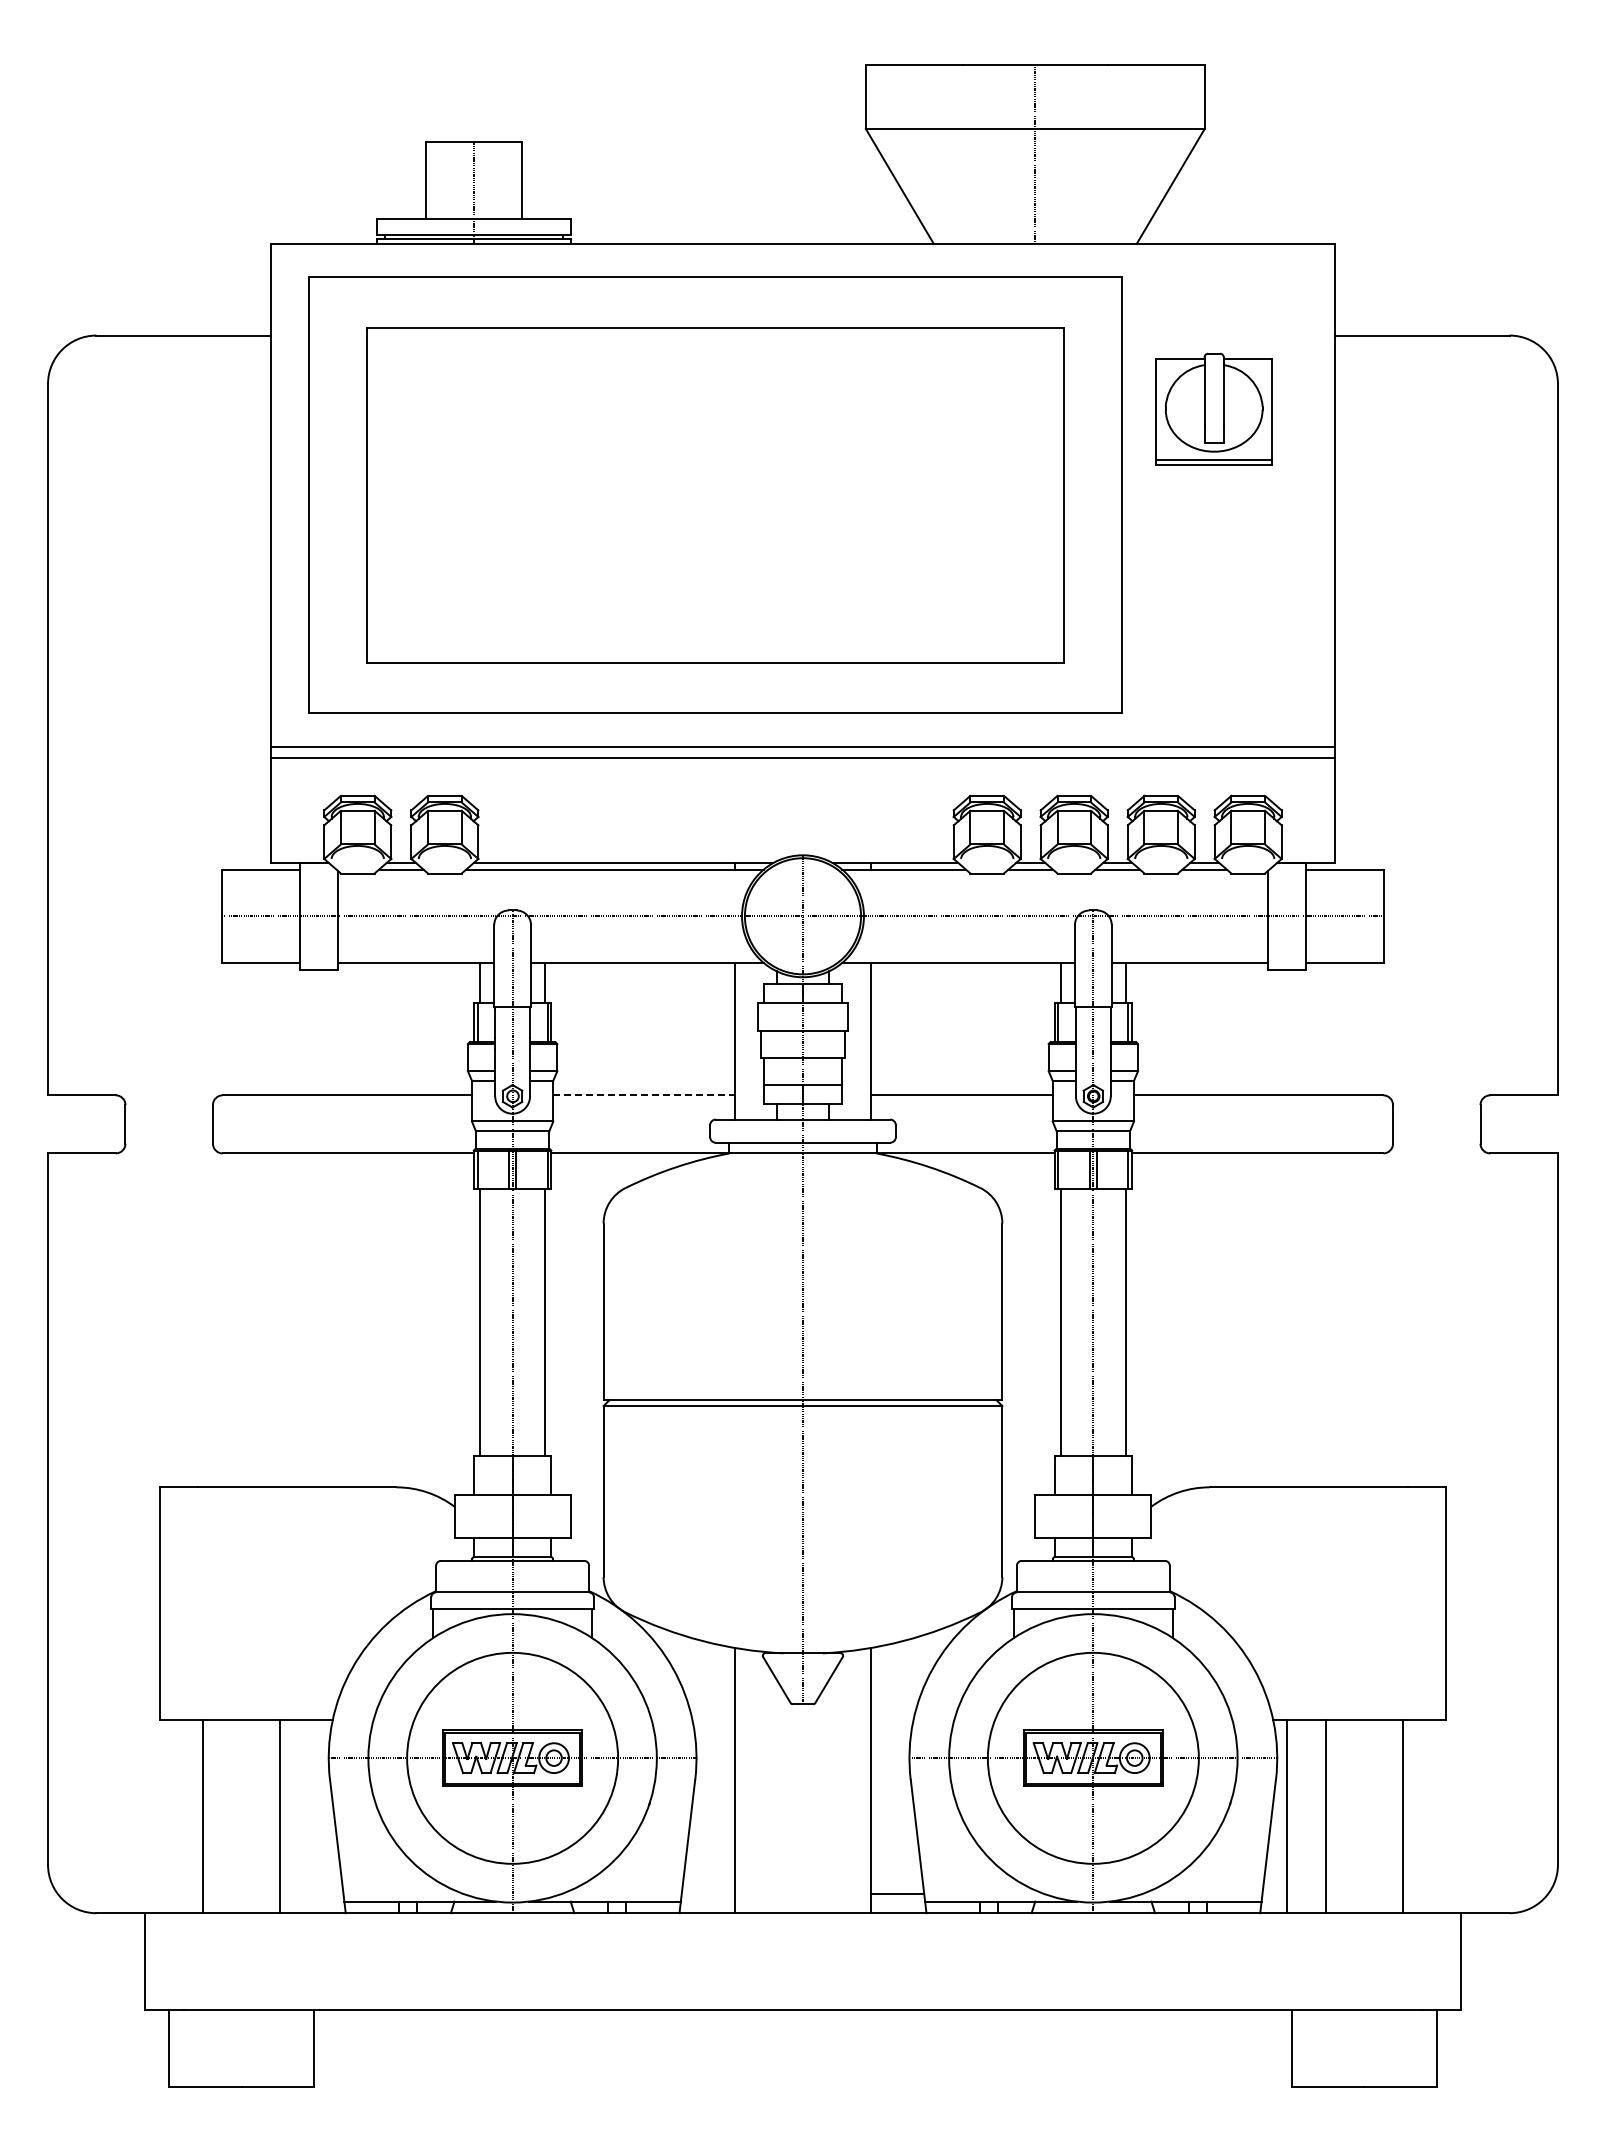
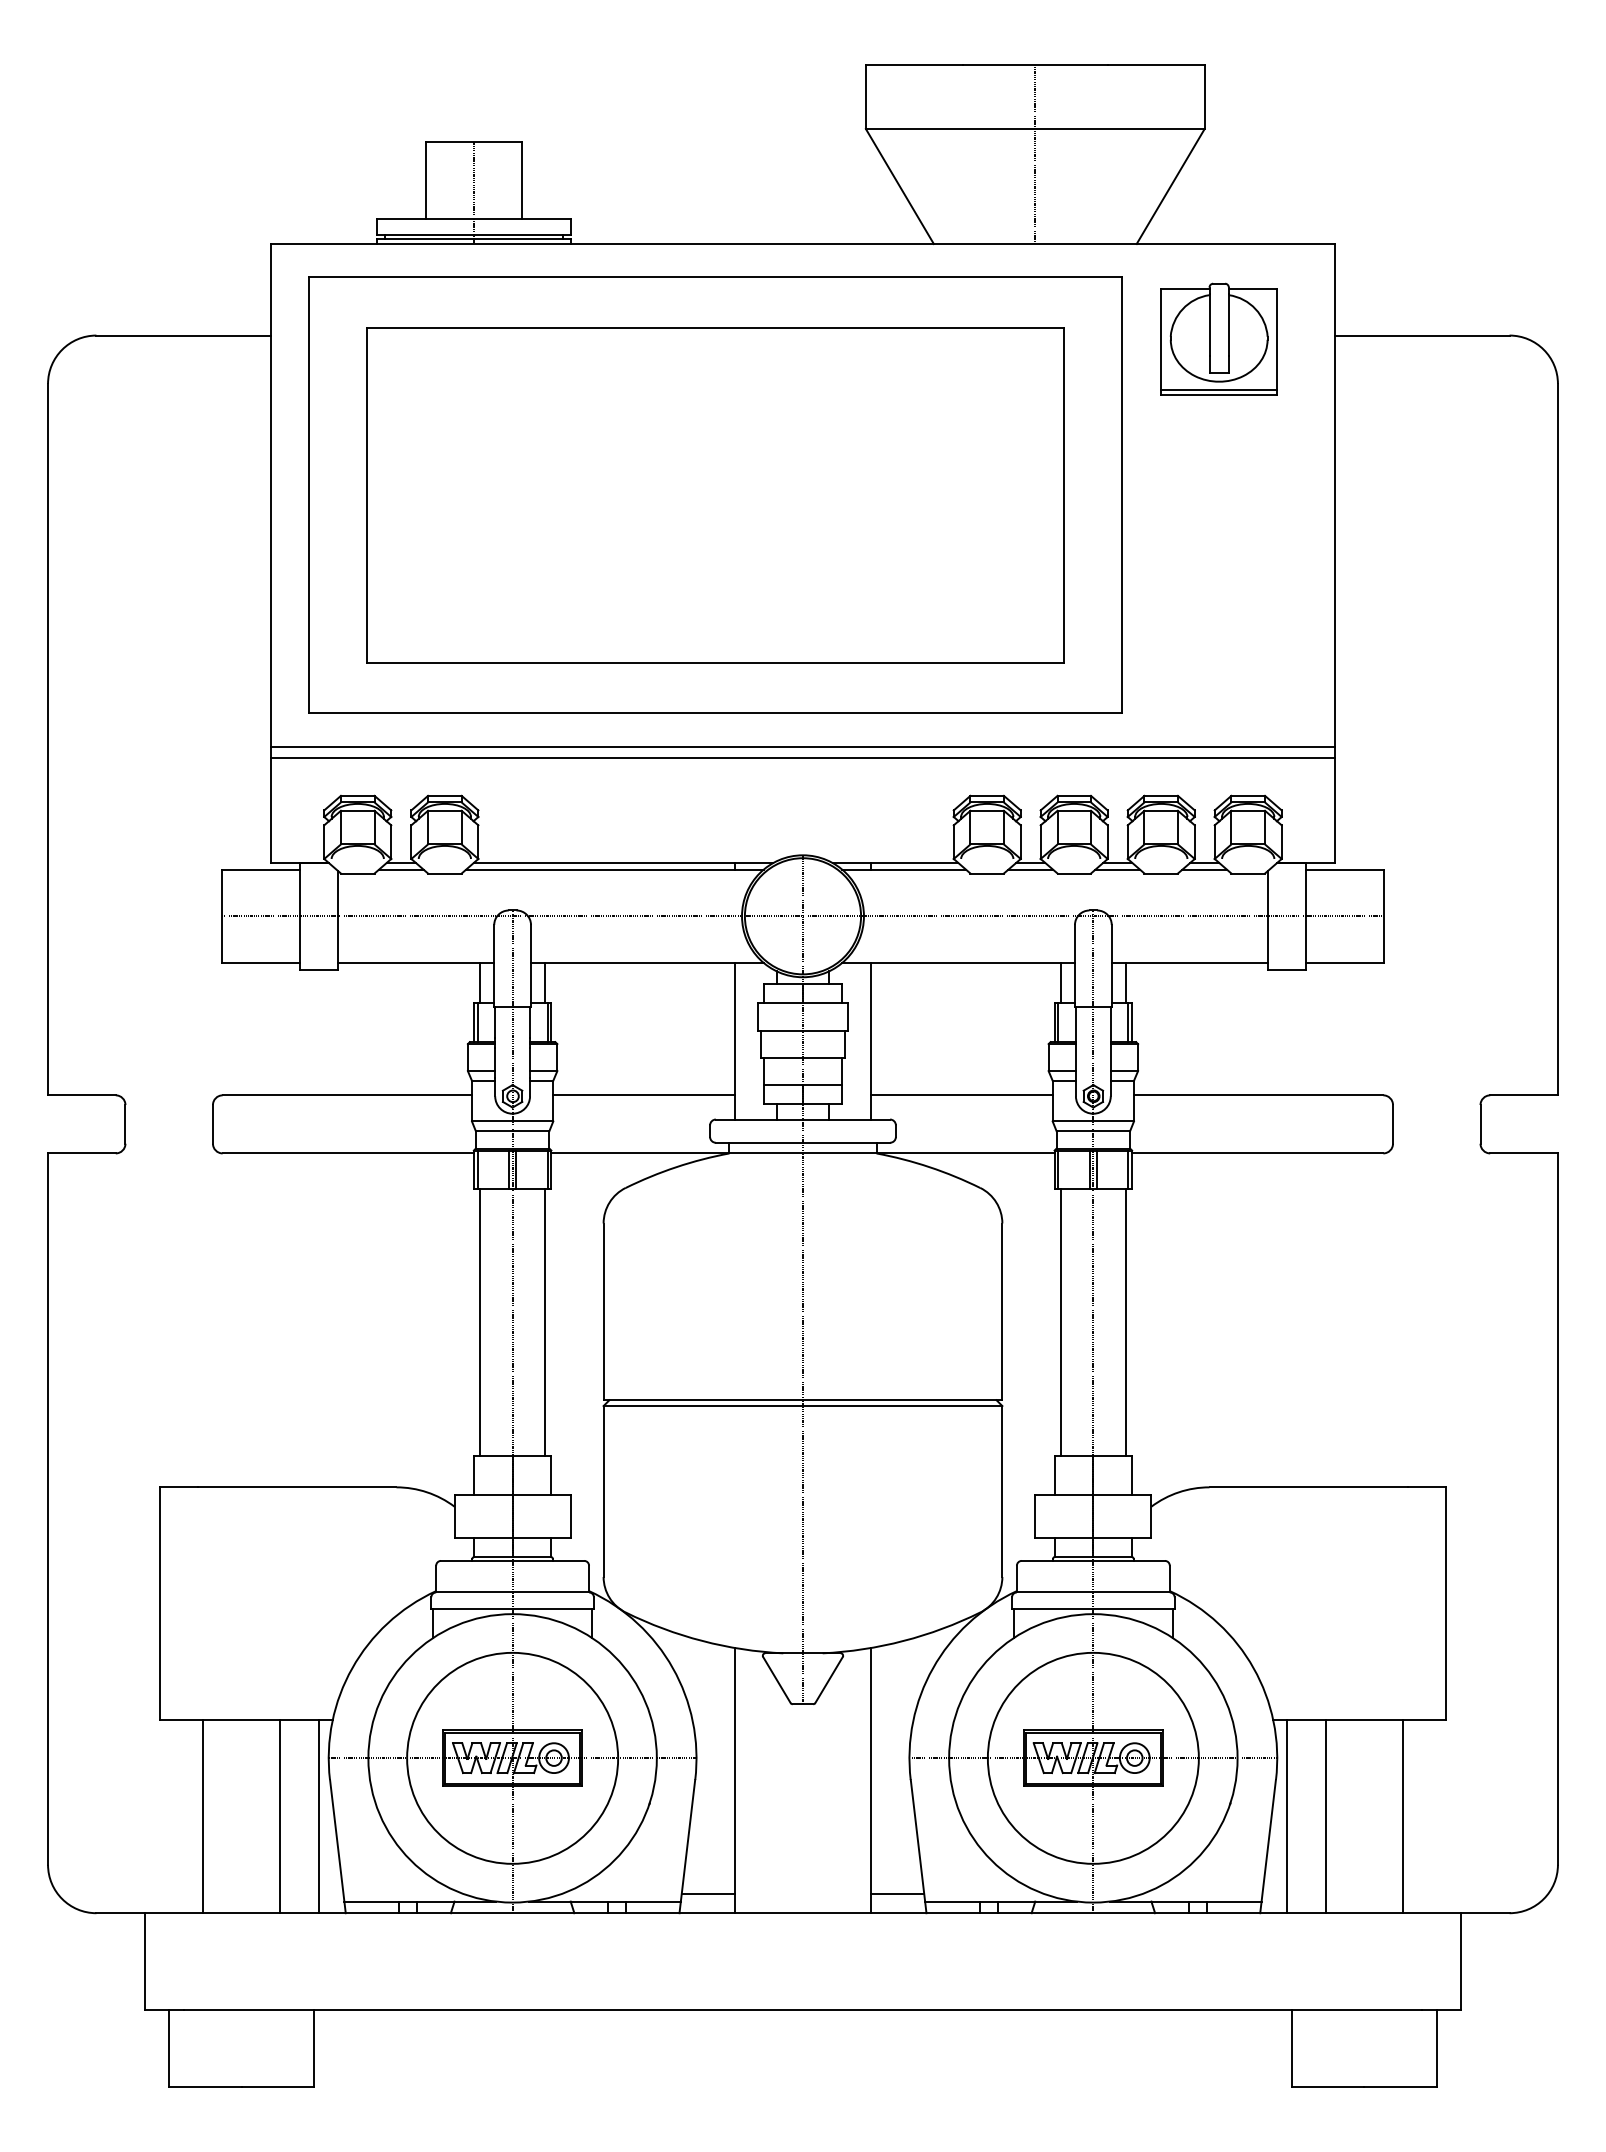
part position: (1213, 408) -> (1218, 338) (1218, 338)
line: dashed -> solid (644, 1095)
line: none -> present (319, 1816)
line: none -> present (708, 1893)
